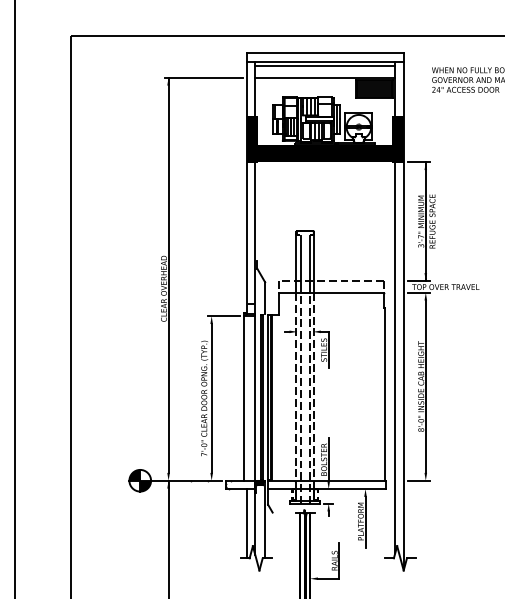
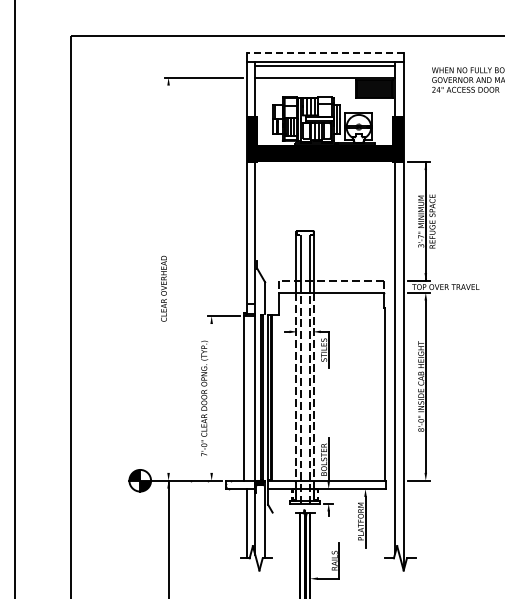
line: solid -> dashed (325, 53)
line: present -> none (168, 274)
line: present -> none (211, 398)
